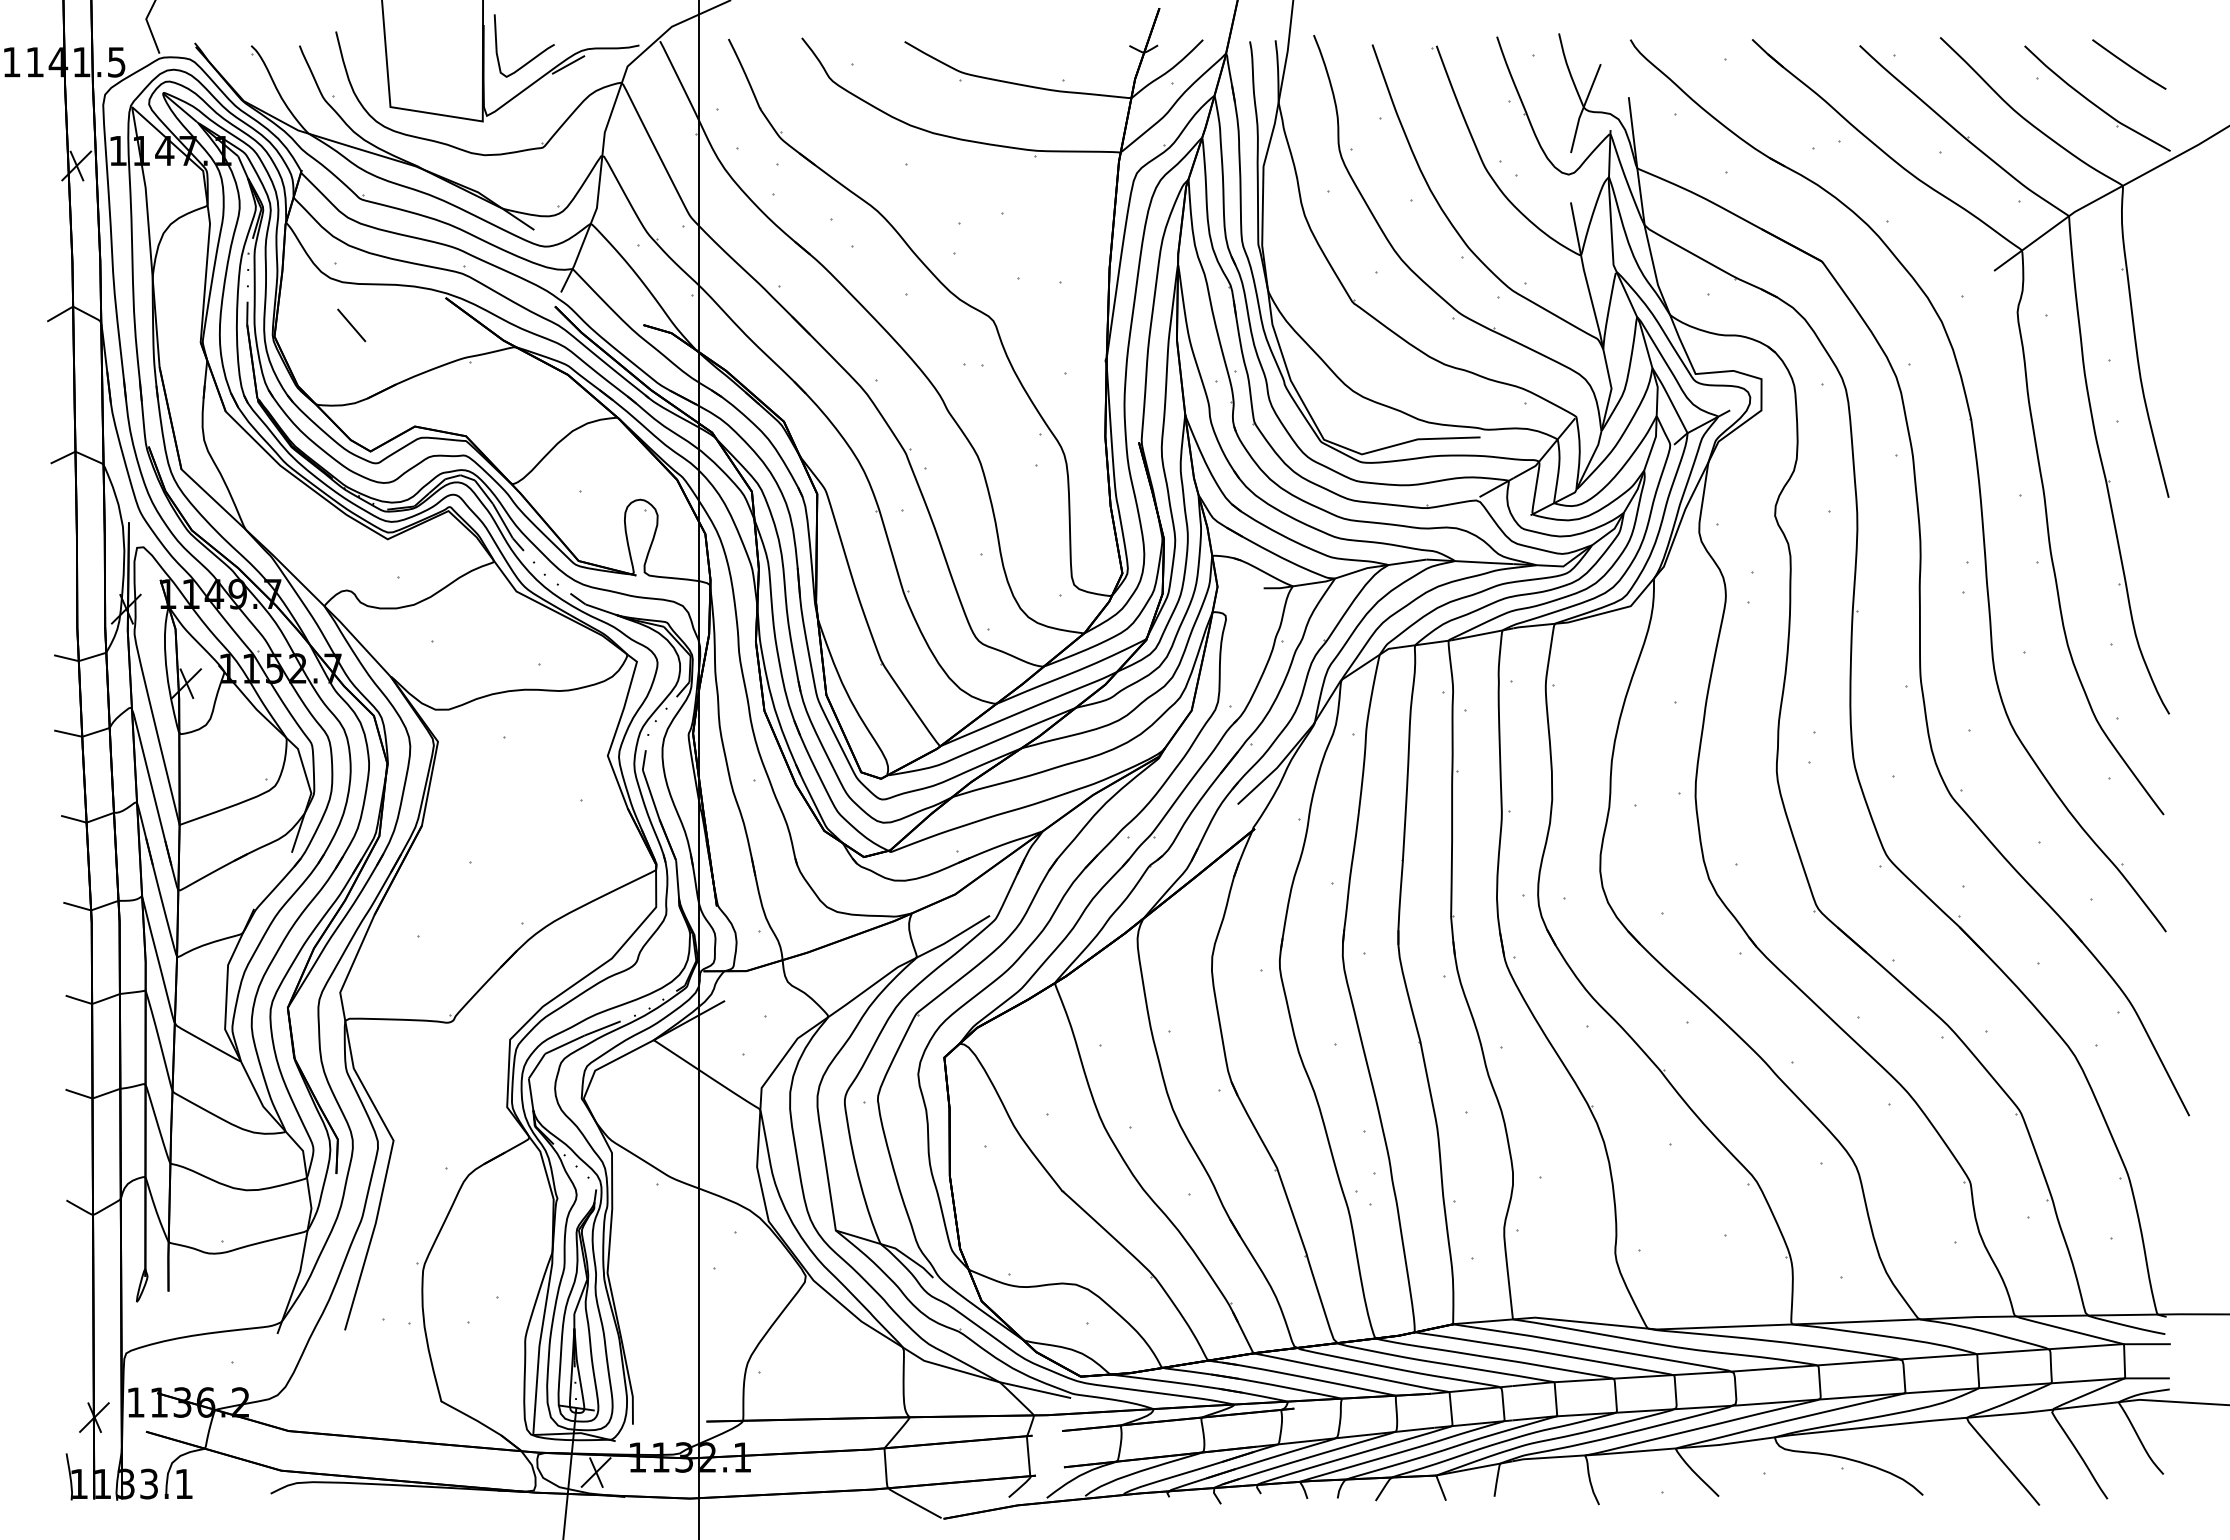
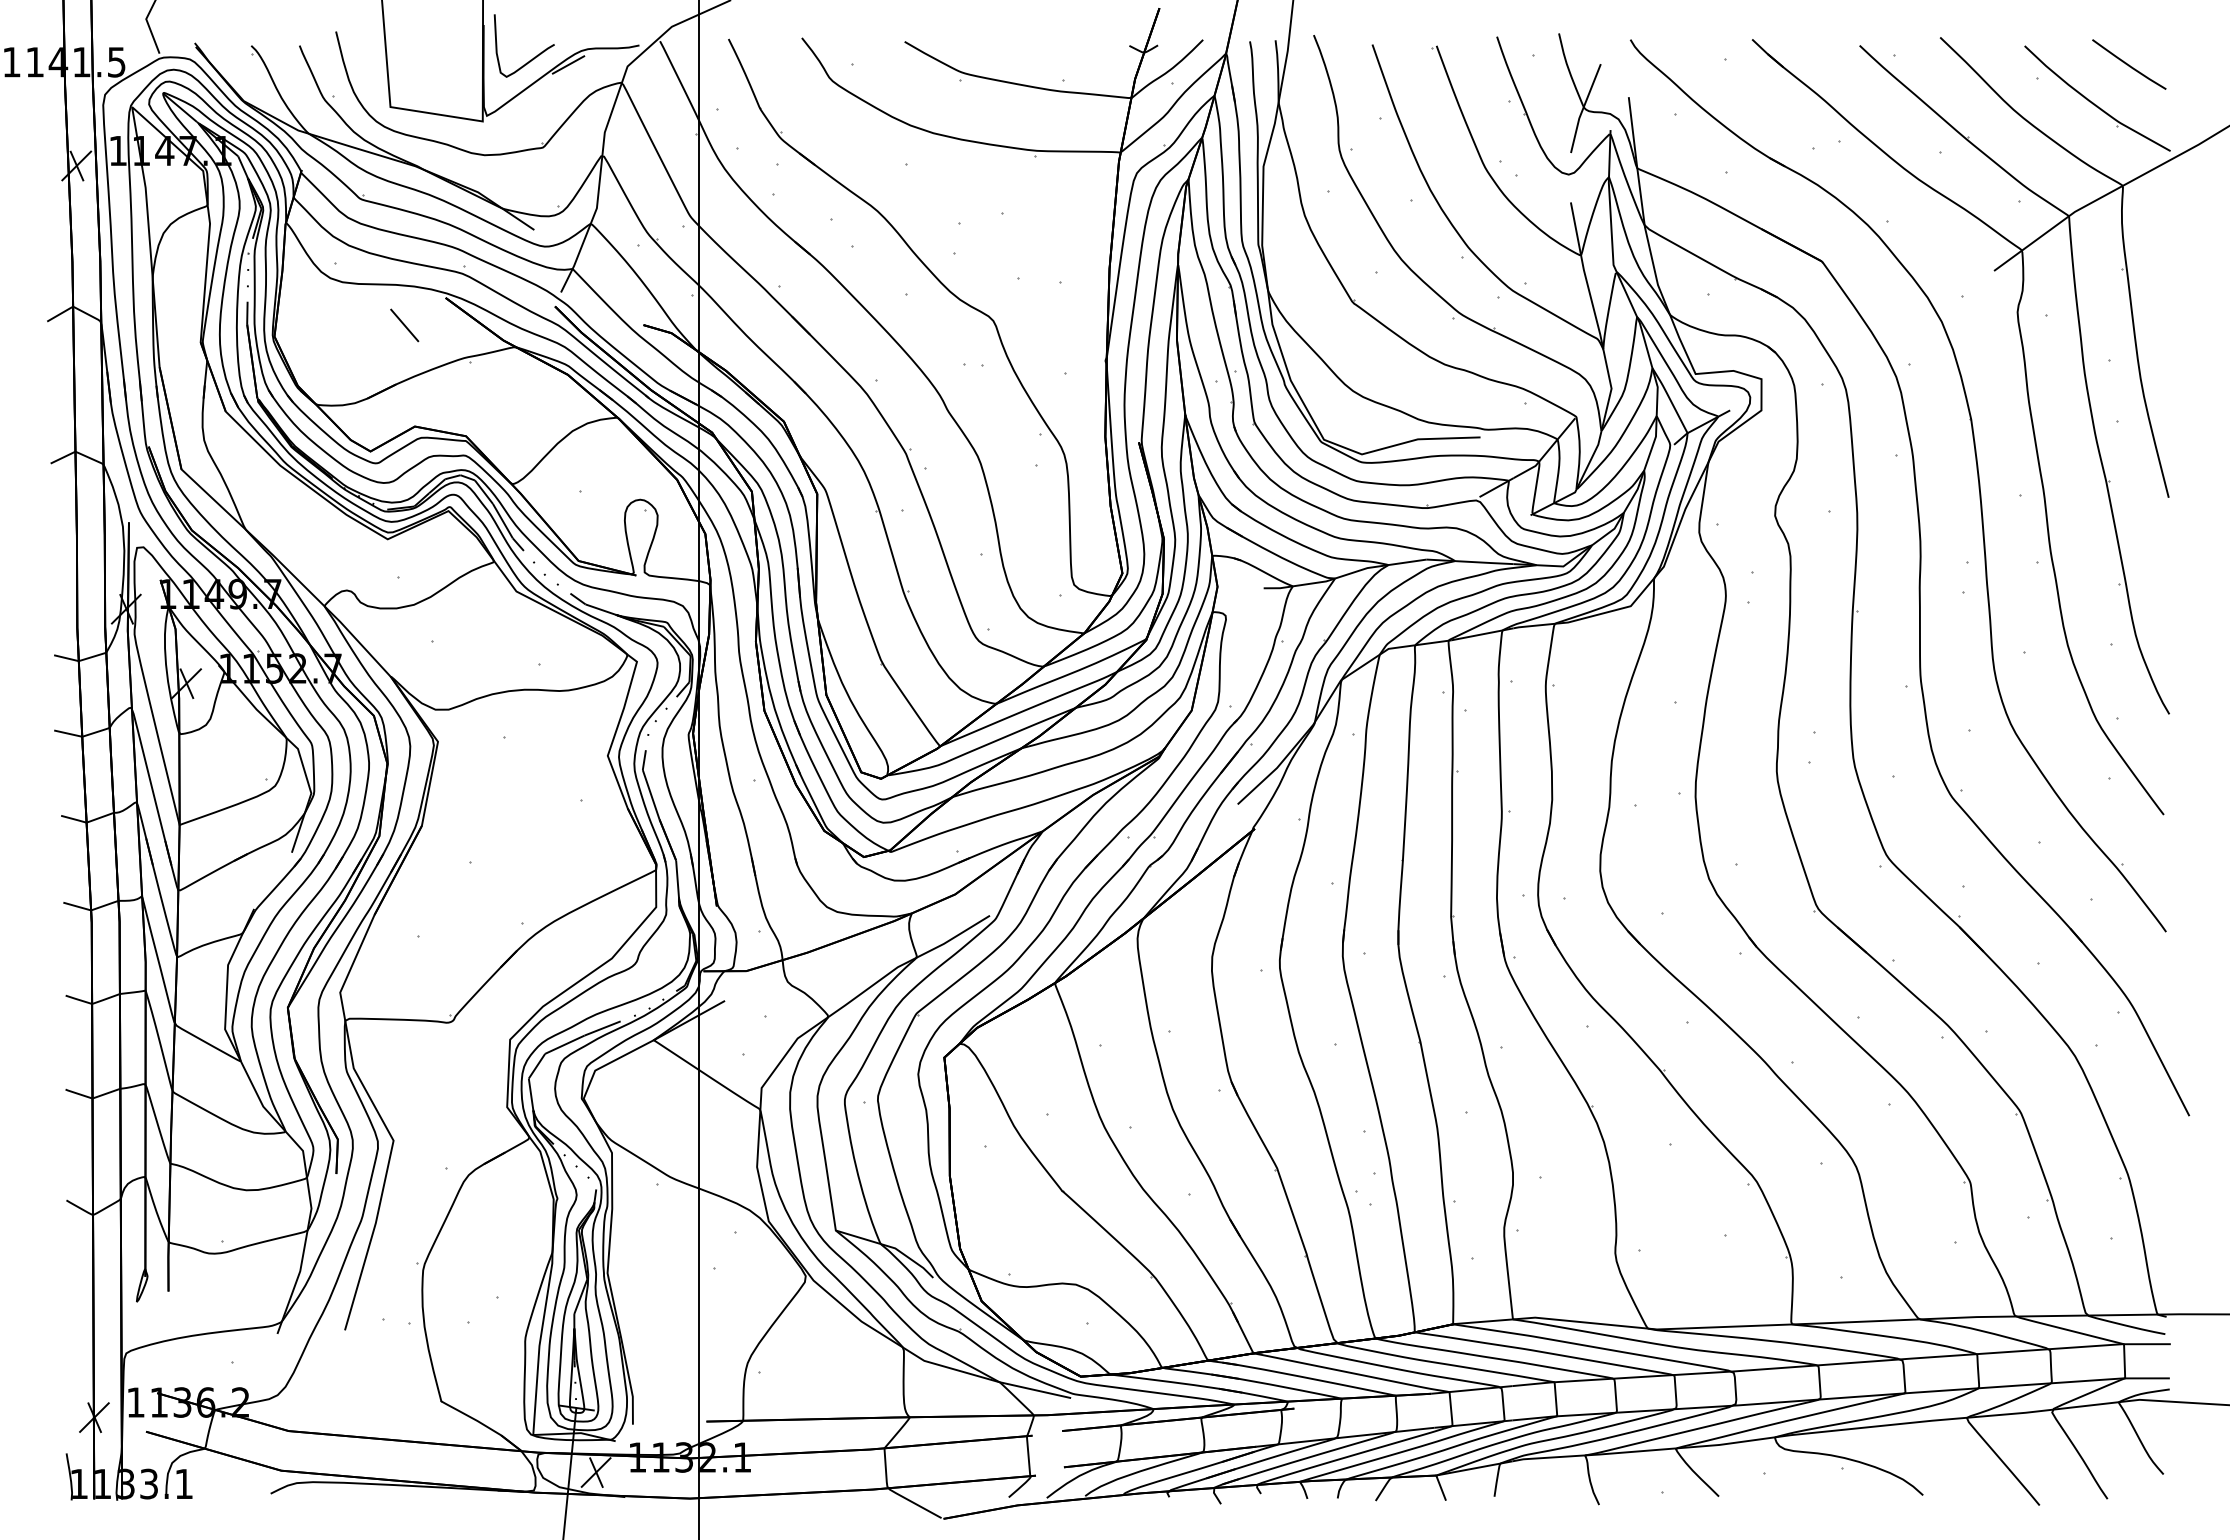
line position: (351, 325) -> (404, 325) (404, 325)
